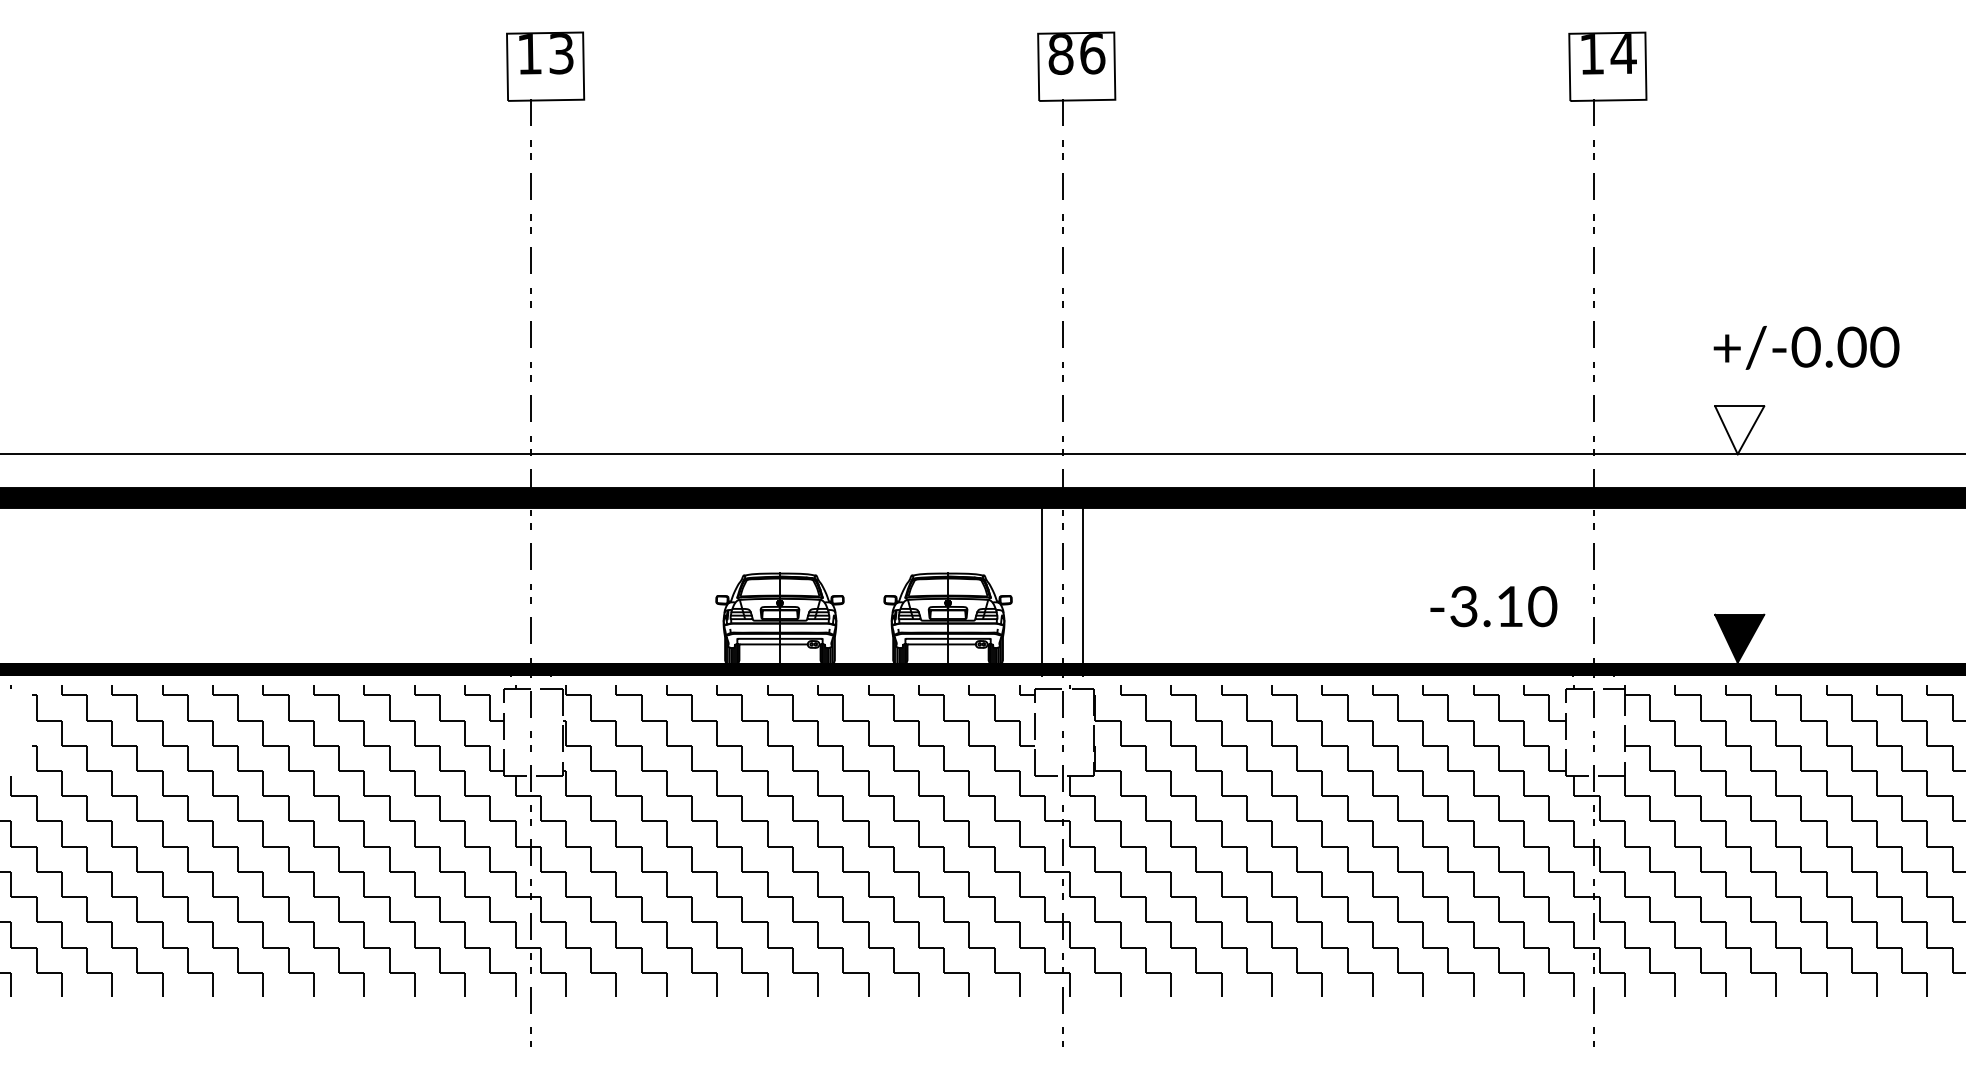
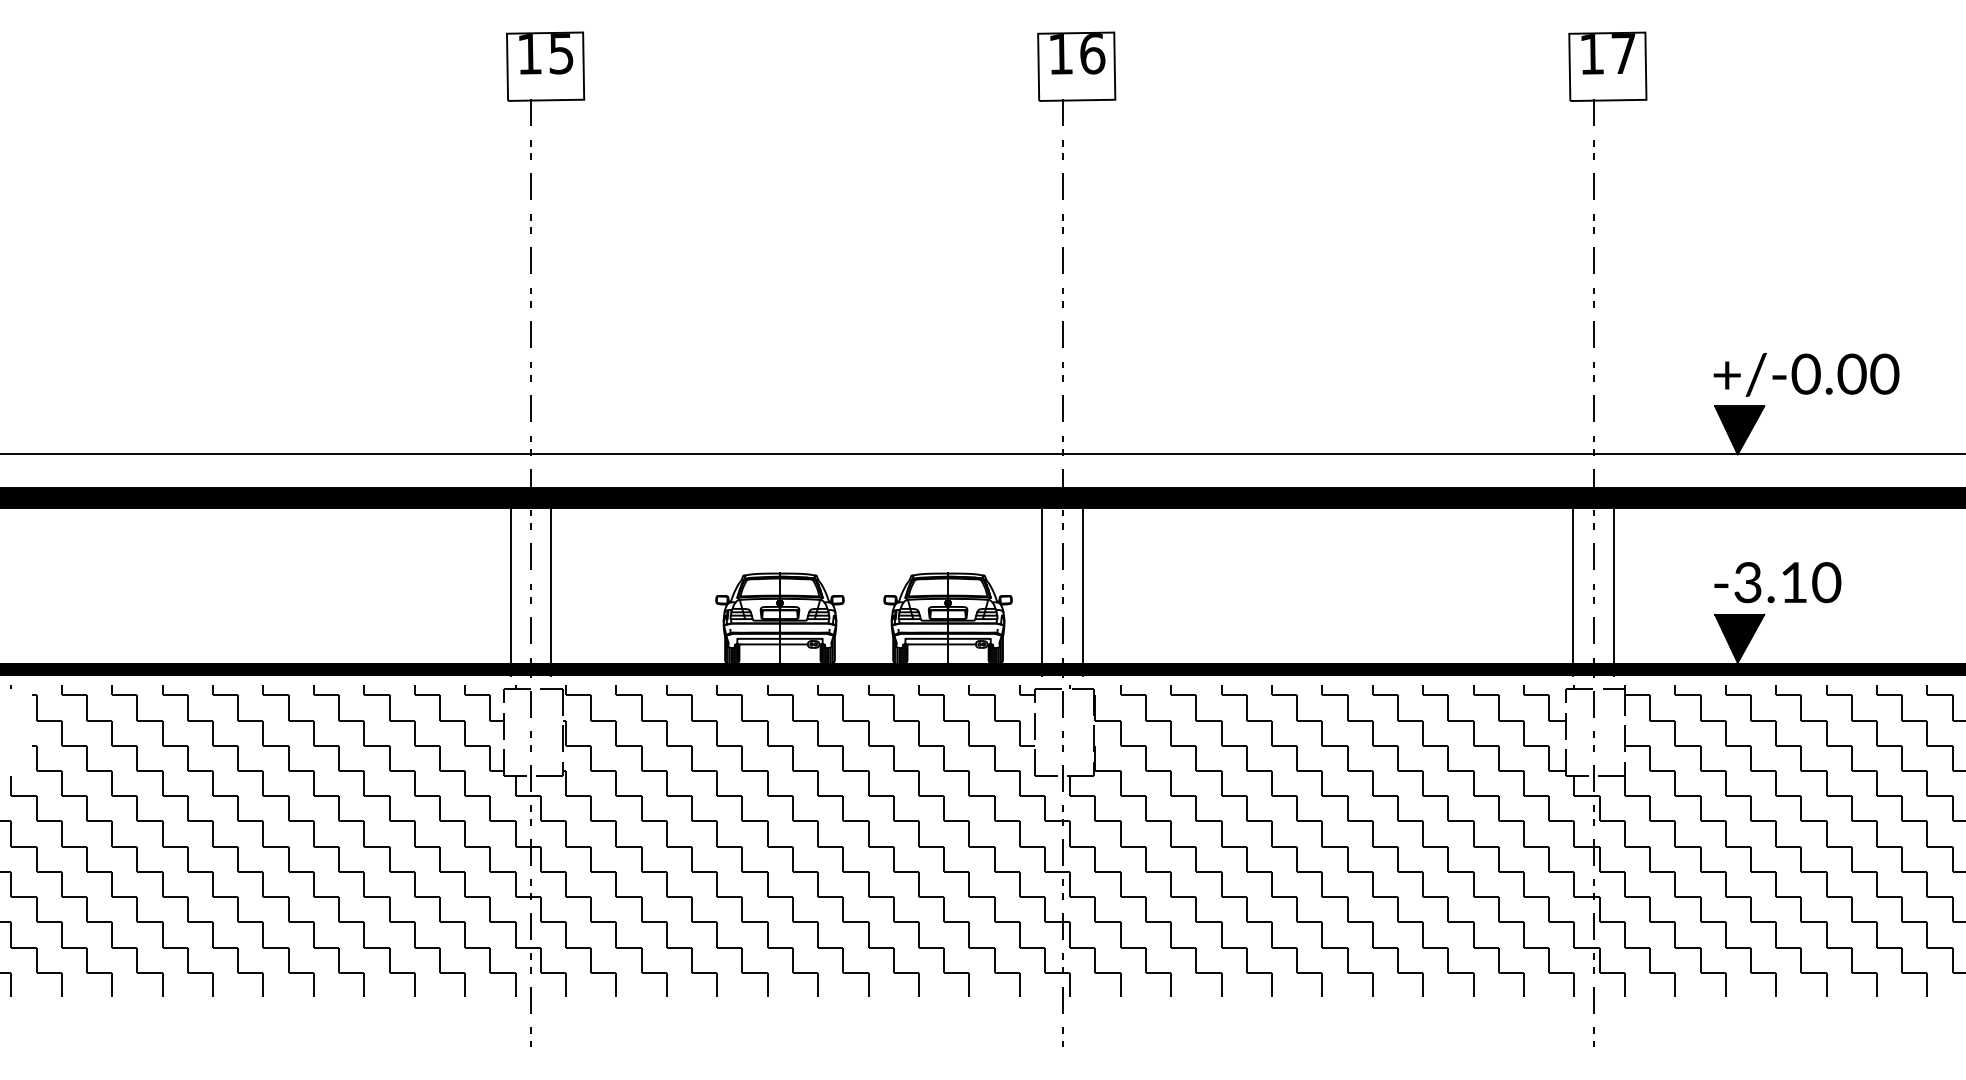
text: 13 -> 15 (561, 53)
text: 14 -> 17 (1623, 53)
text: 86 -> 16 (1060, 54)
text position: (1806, 347) -> (1806, 374) (1806, 374)
fill: none -> present (1739, 430)
line: none -> present (511, 585)
line: none -> present (551, 585)
line: none -> present (1573, 585)
line: none -> present (1613, 585)
text position: (1493, 606) -> (1777, 582) (1777, 582)
